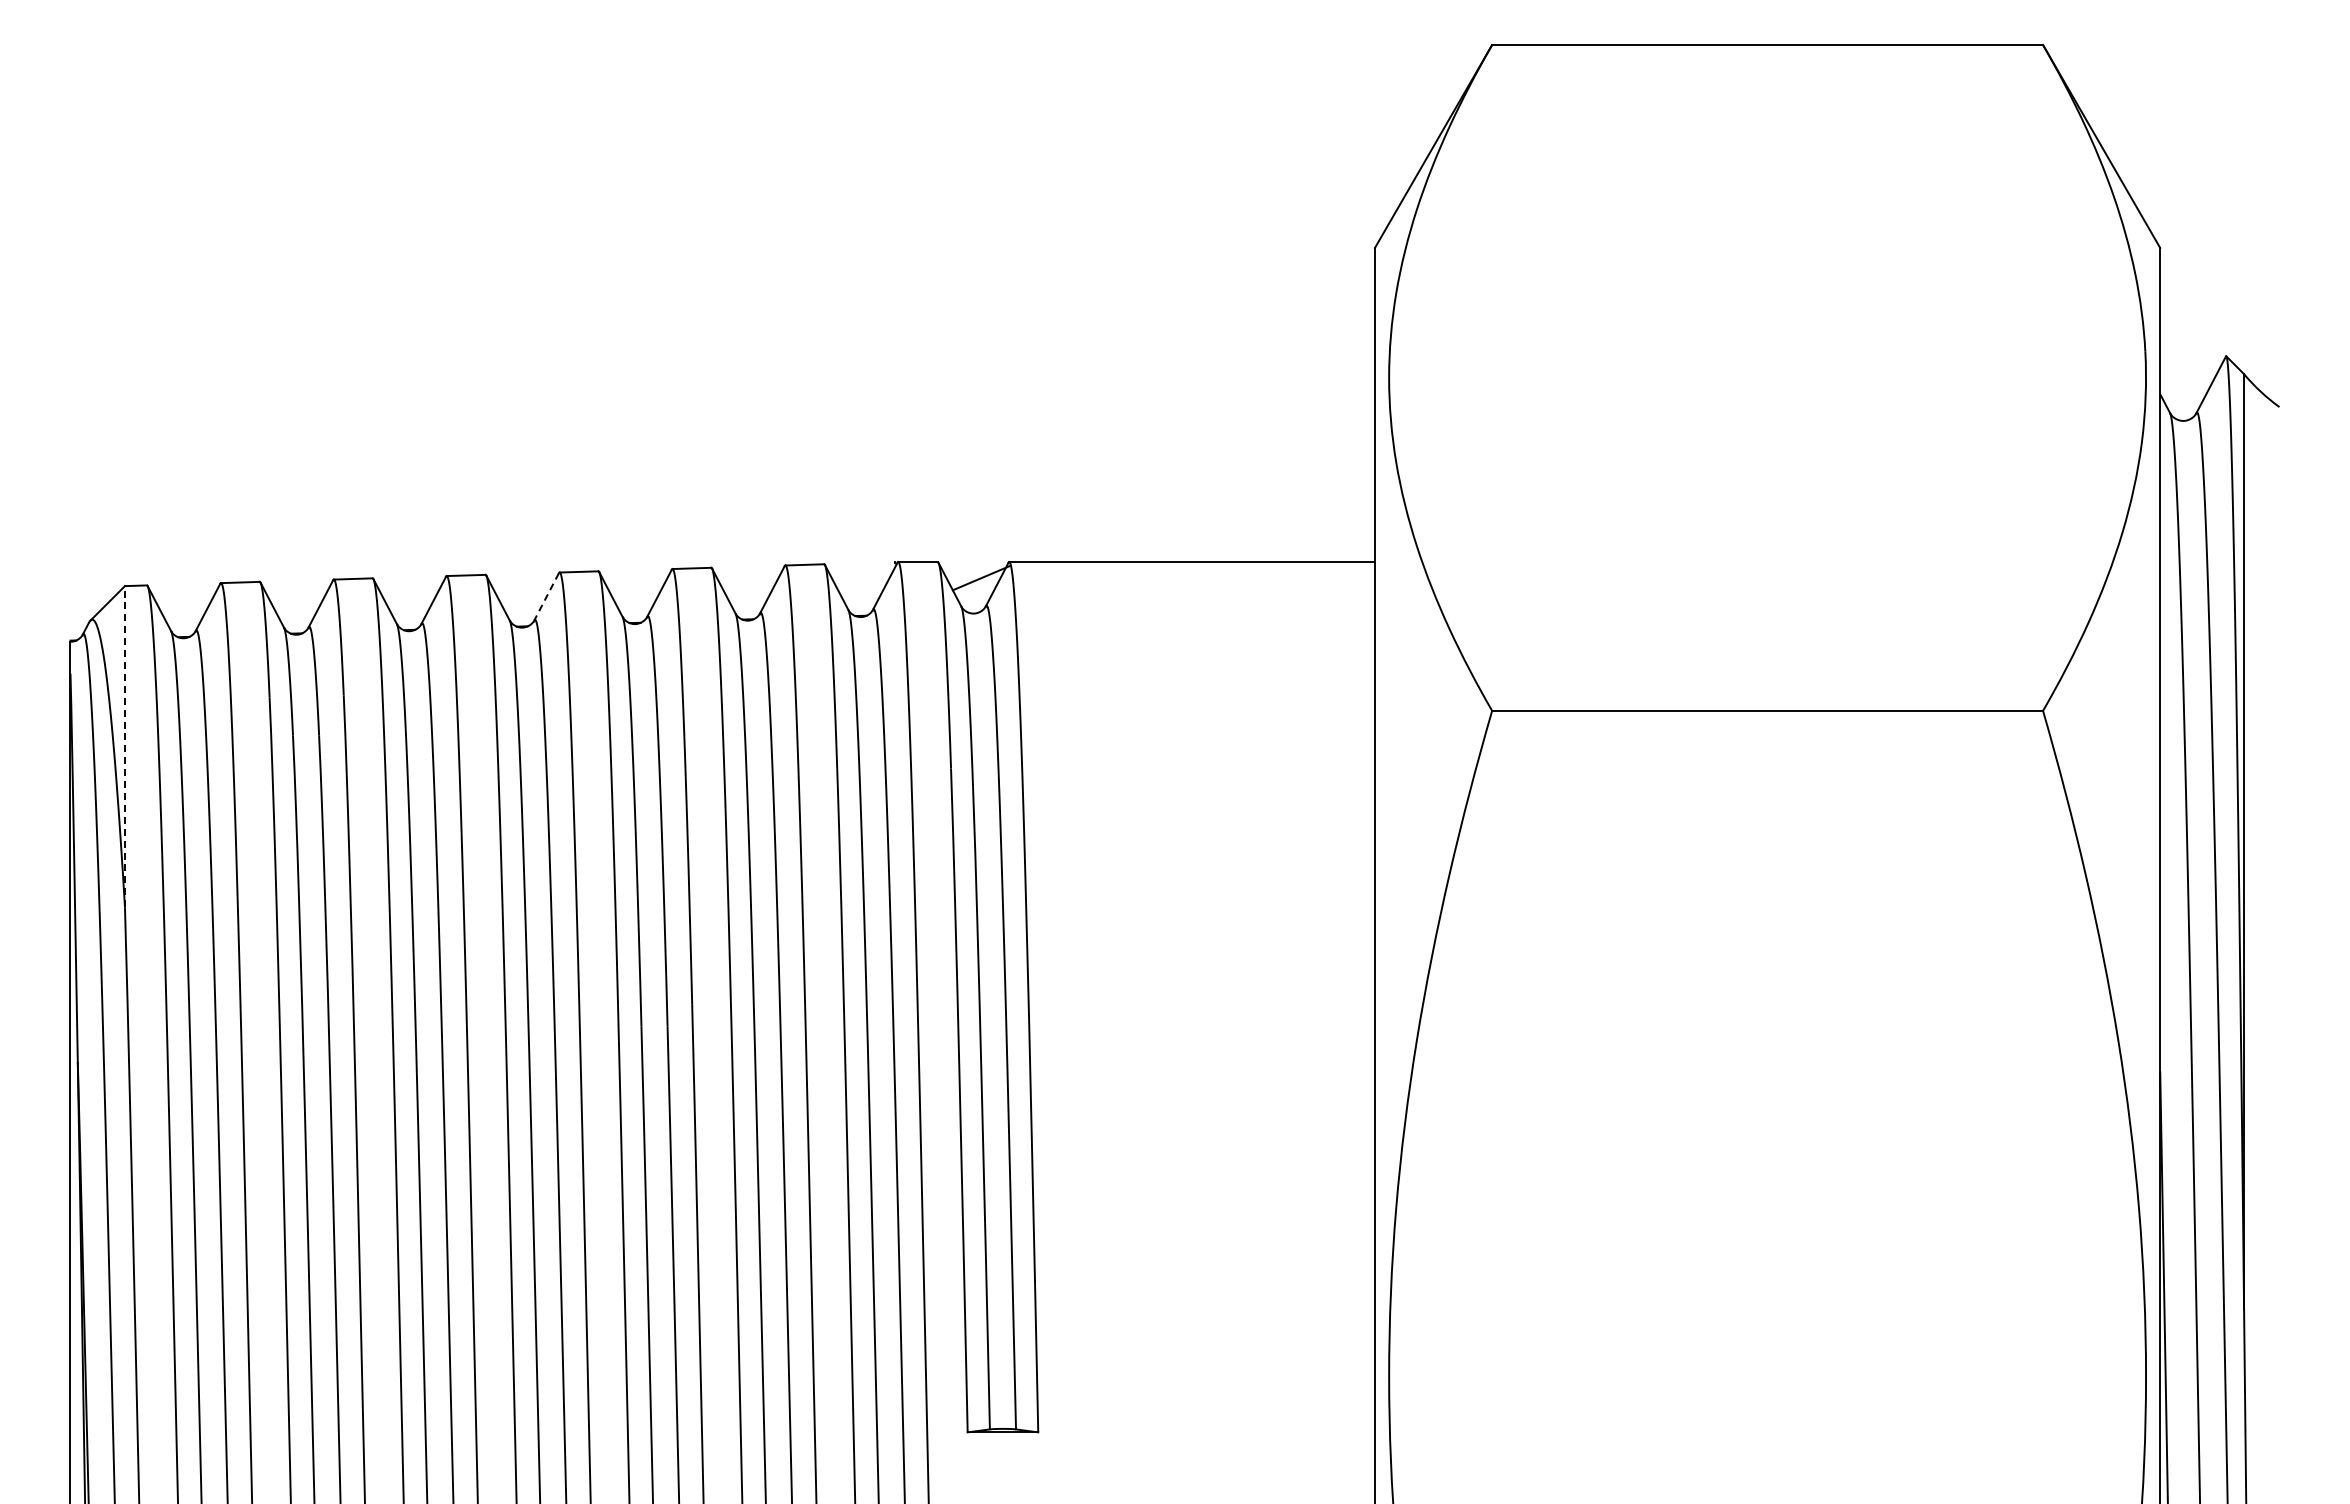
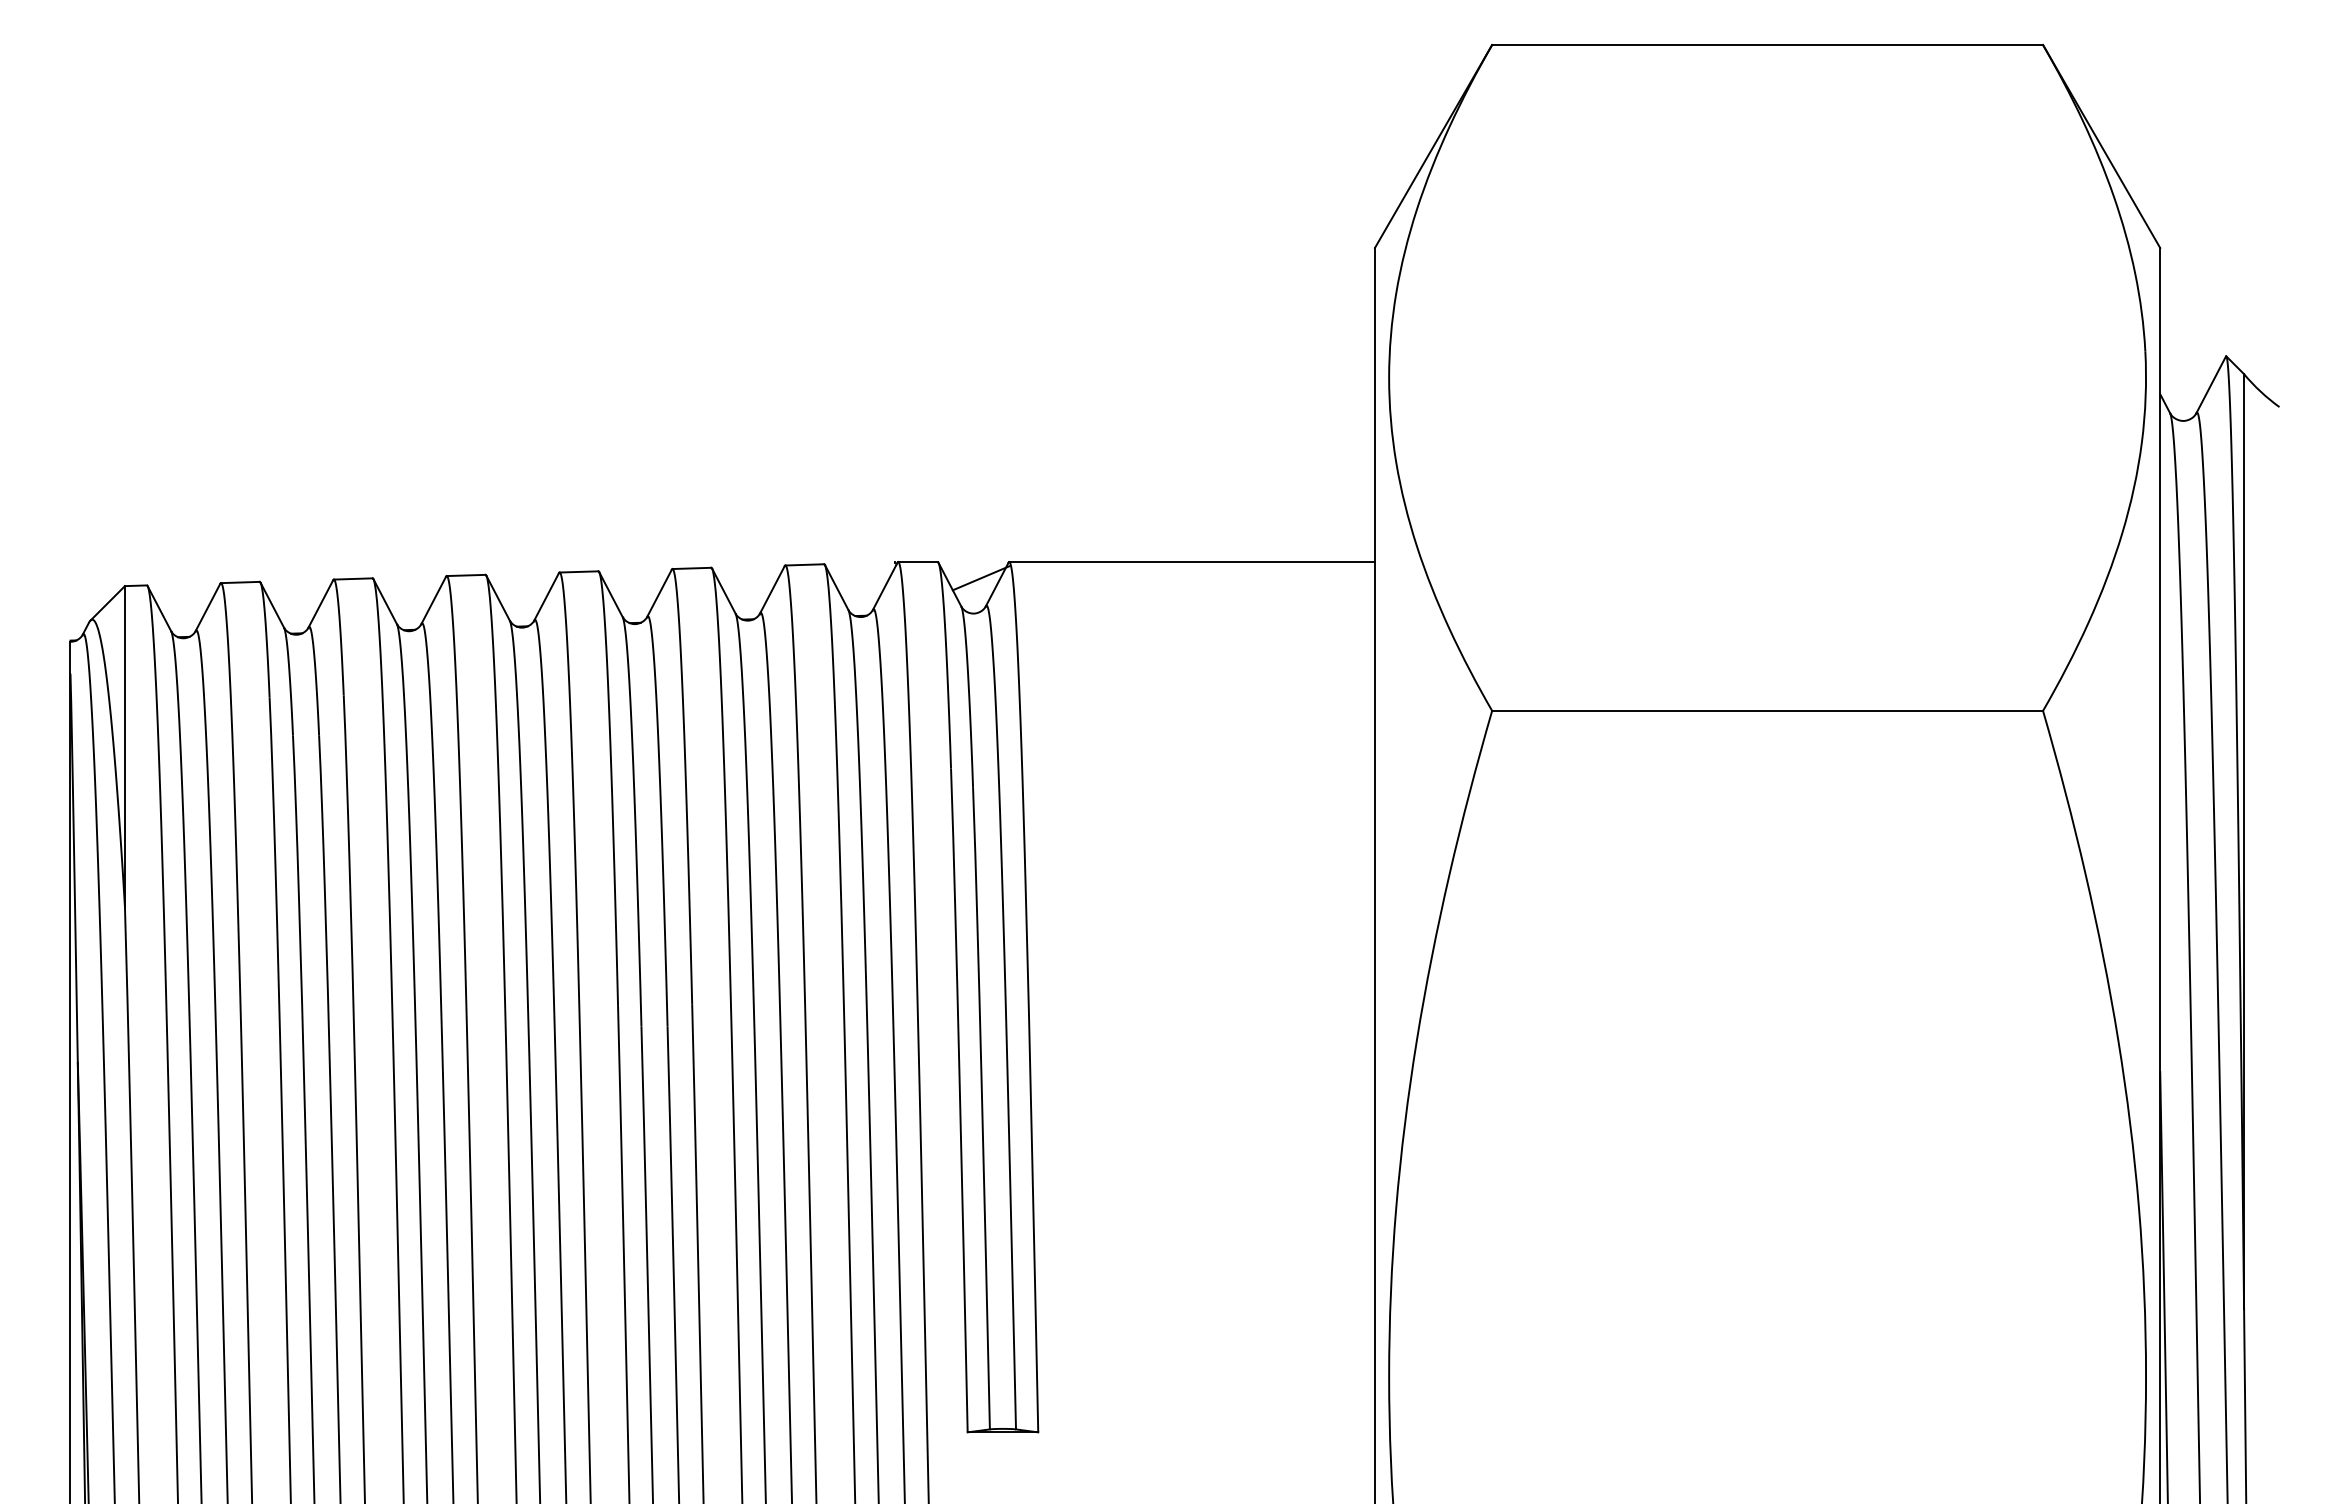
line: dashed -> solid (546, 596)
line: dashed -> solid (124, 746)
